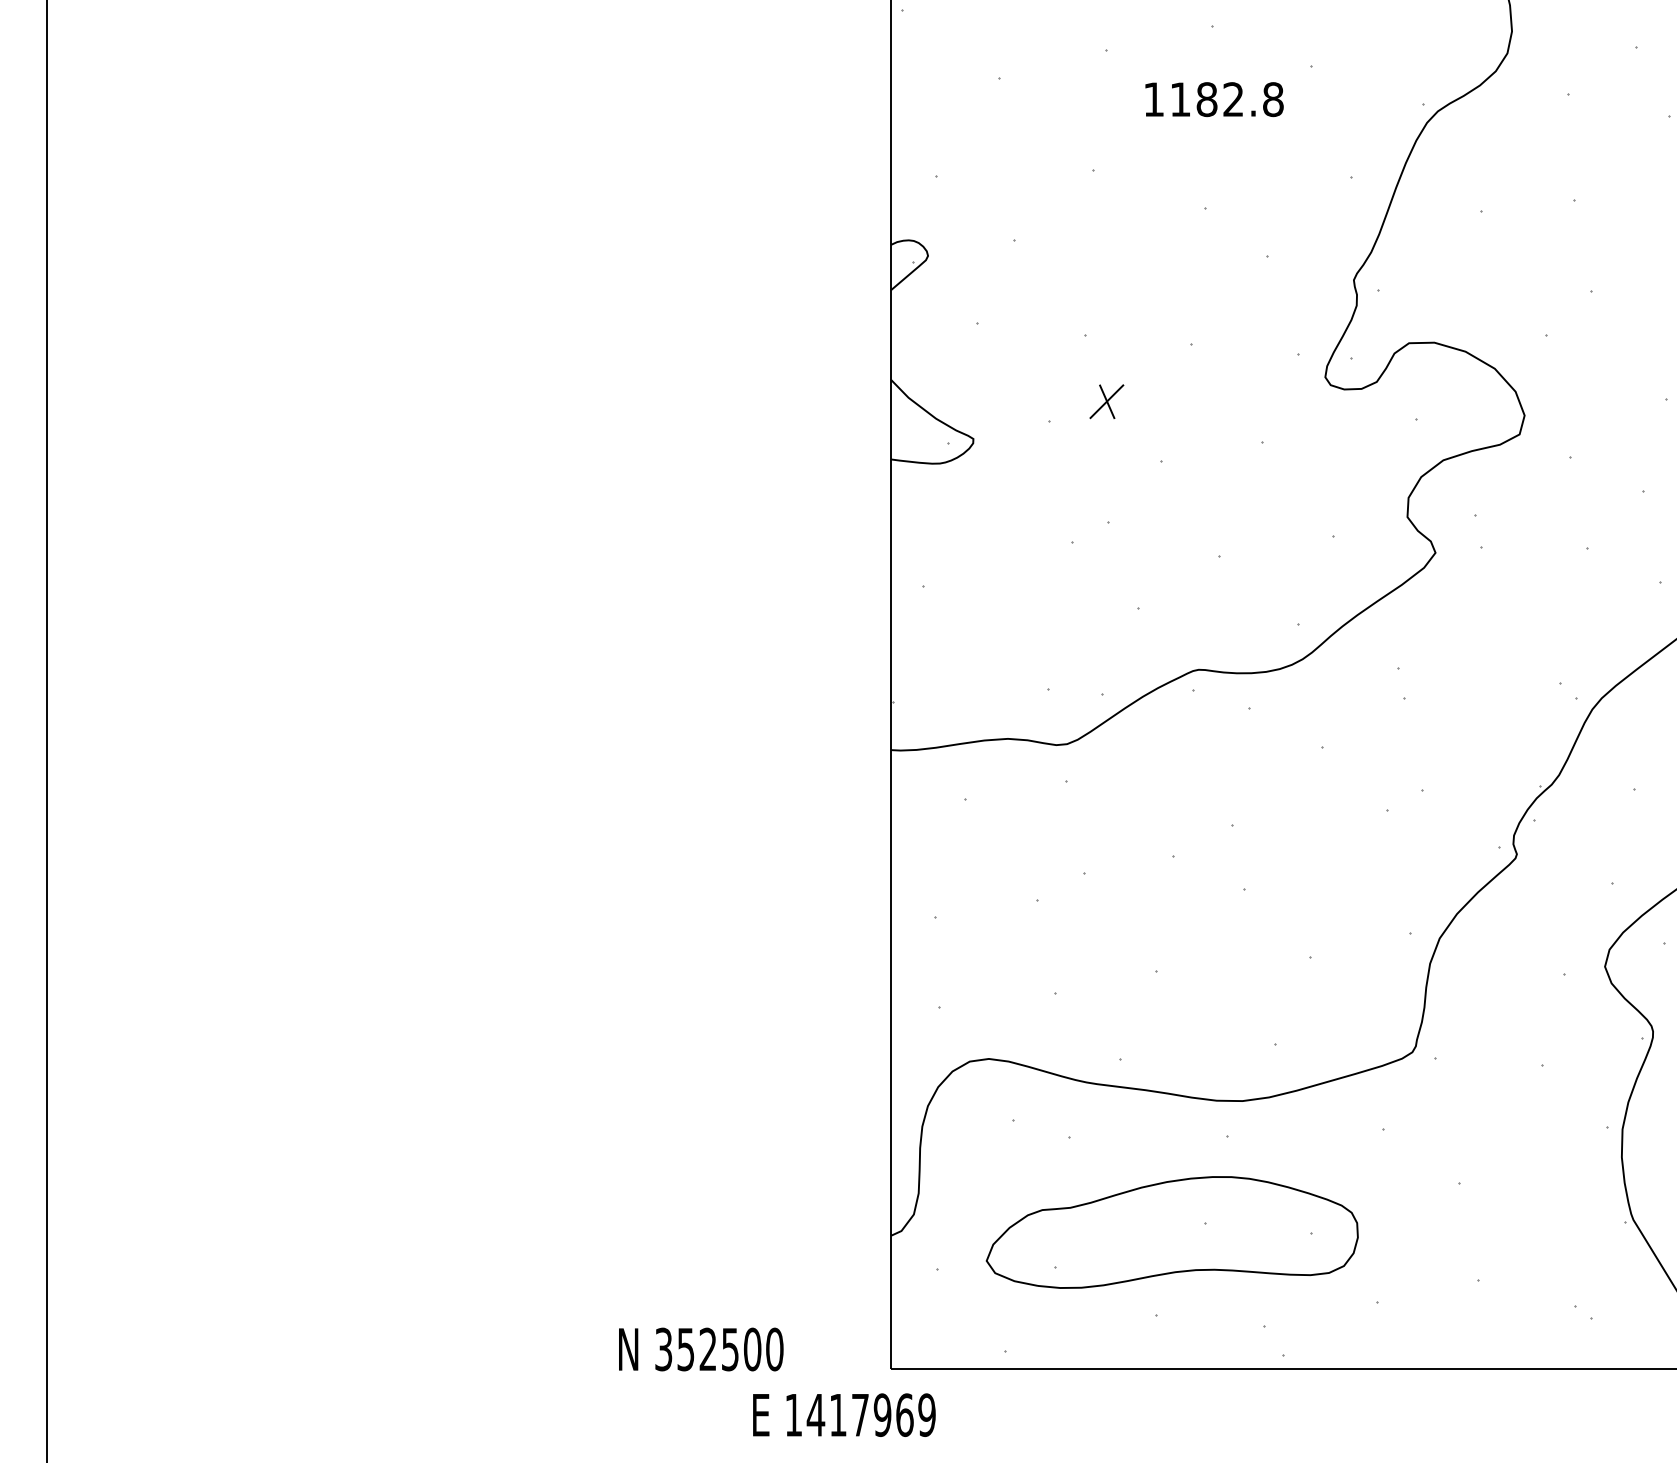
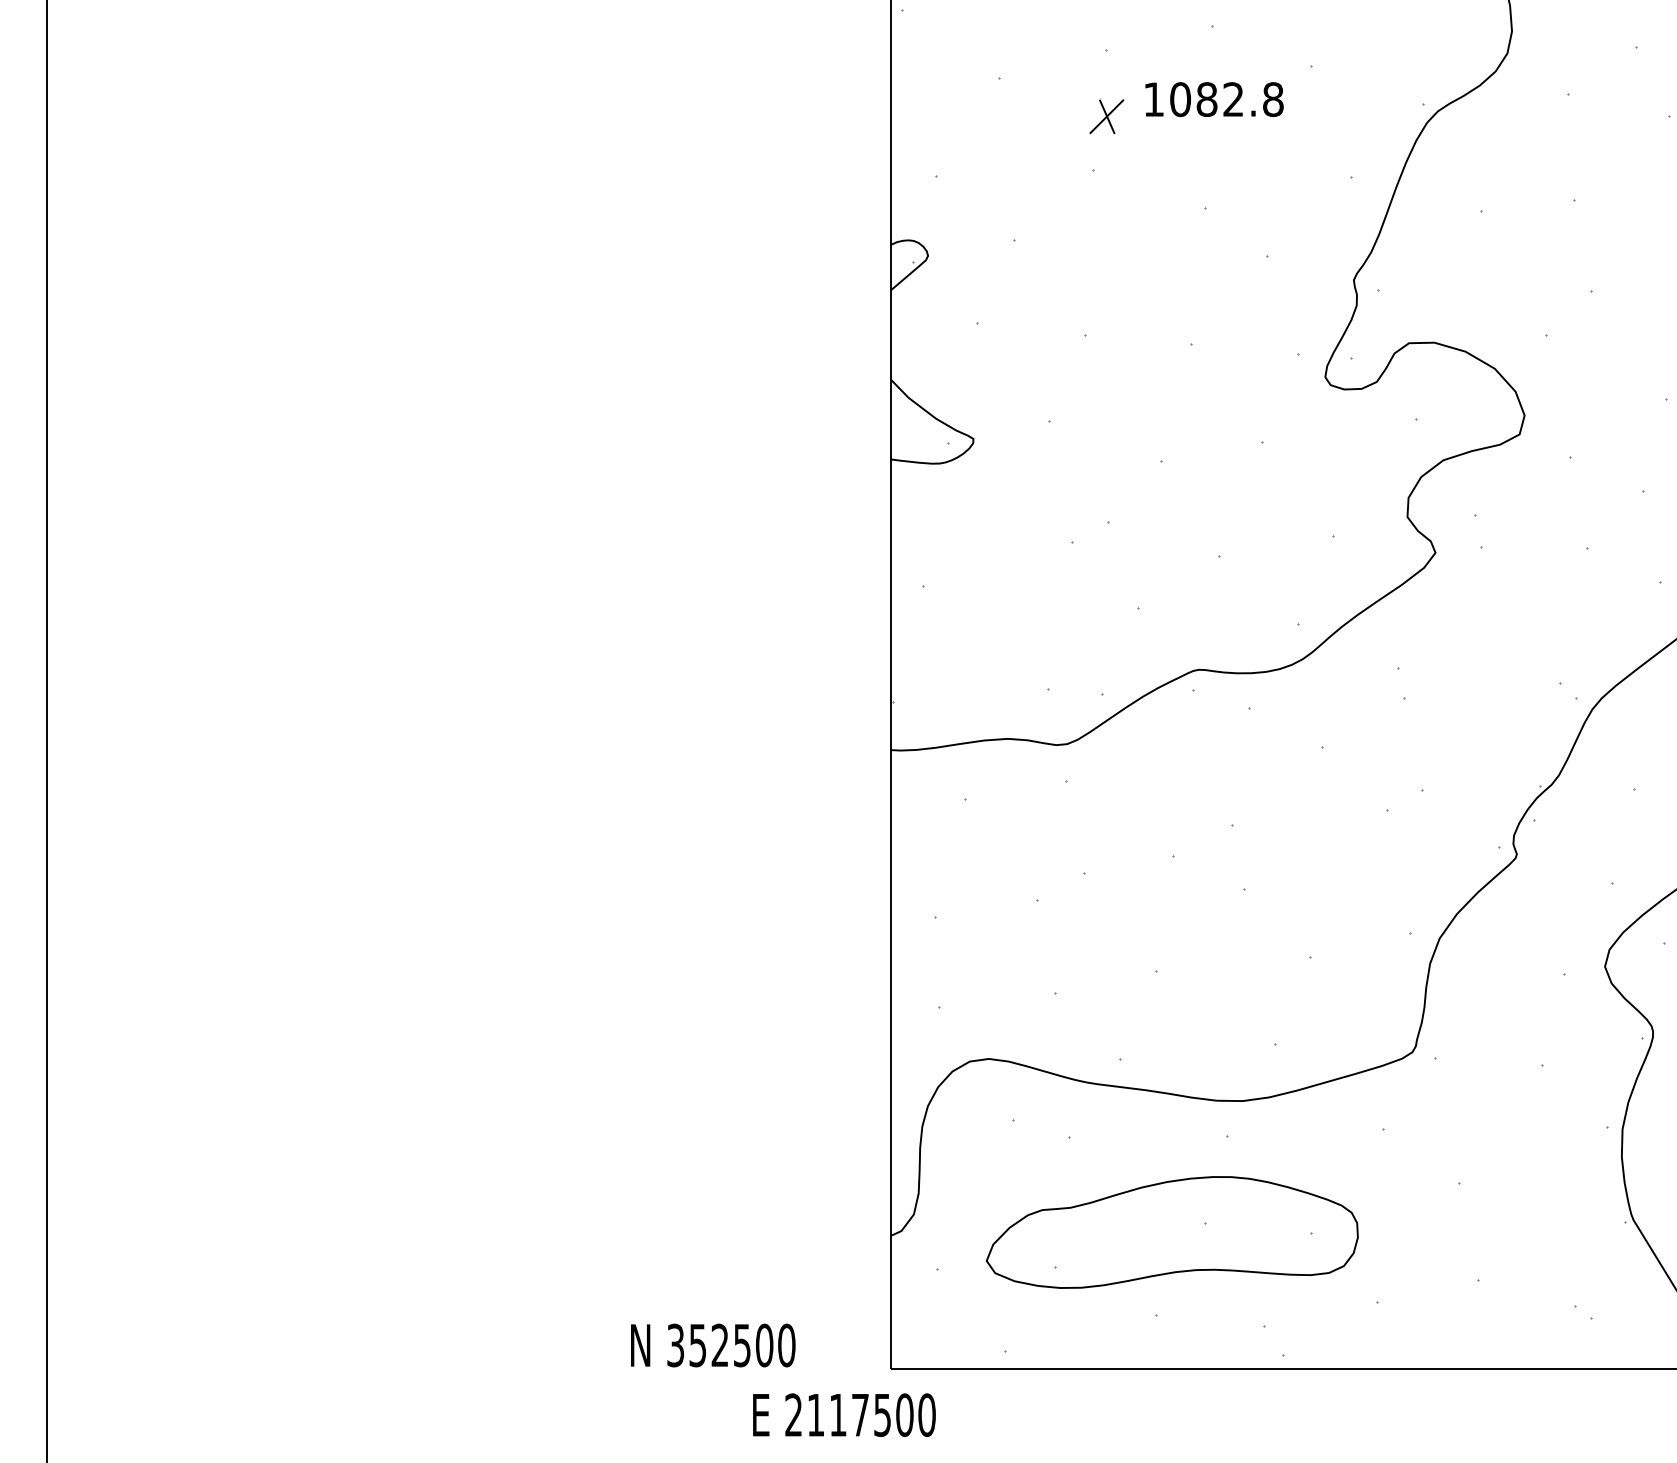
text: 1182.8 -> 1082.8 (1180, 99)
part position: (1106, 401) -> (1106, 116) (1106, 116)
text position: (701, 1349) -> (713, 1345) (713, 1345)
text: 1417969 -> 2117500 (860, 1414)
